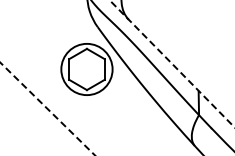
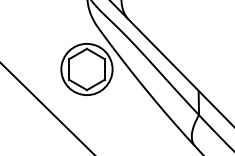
line: dashed -> solid (172, 63)
line: dashed -> solid (48, 109)
